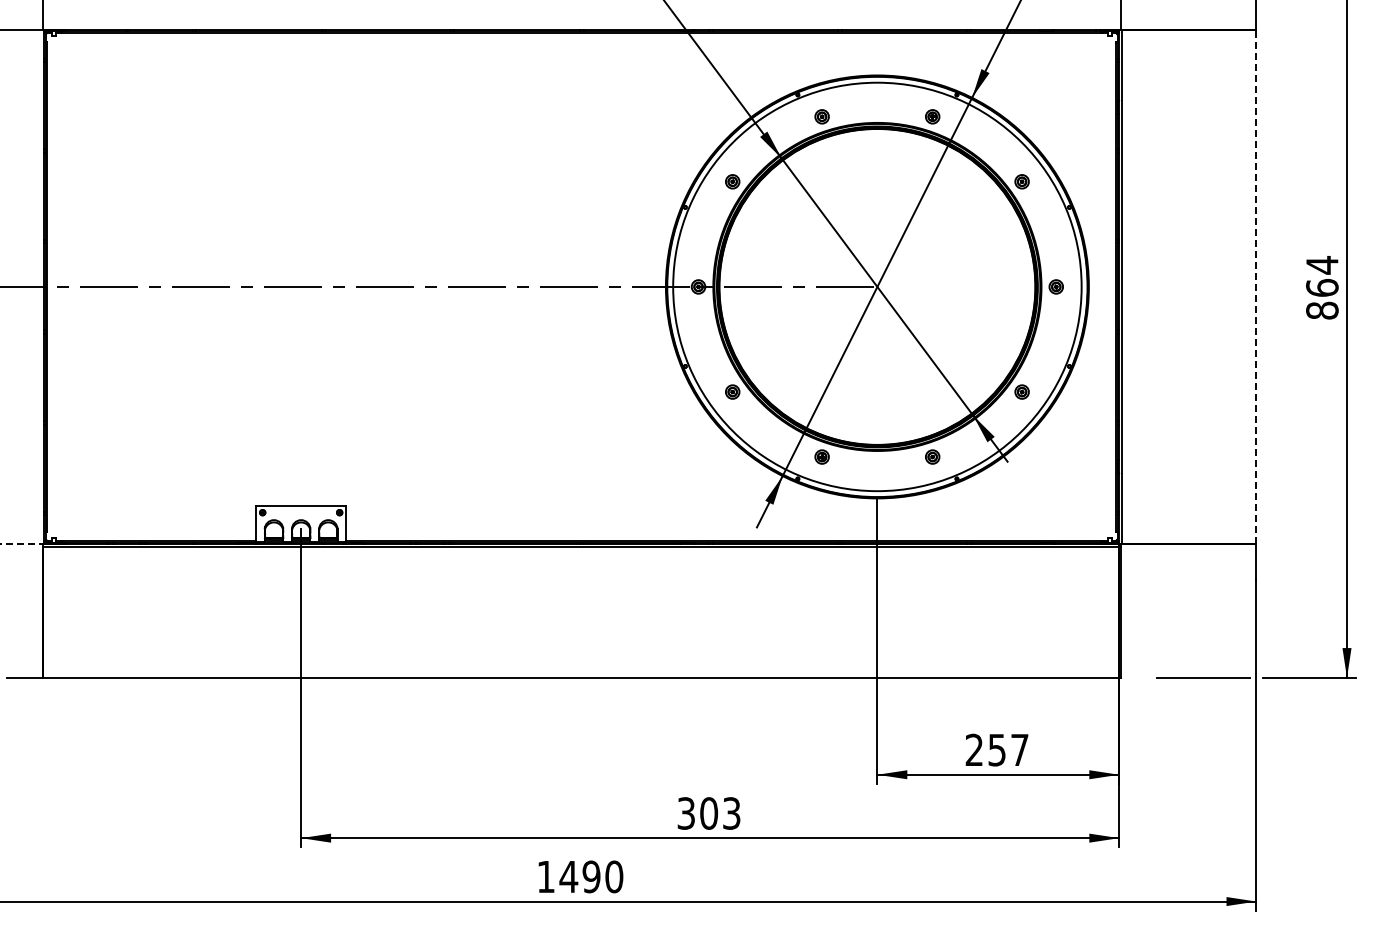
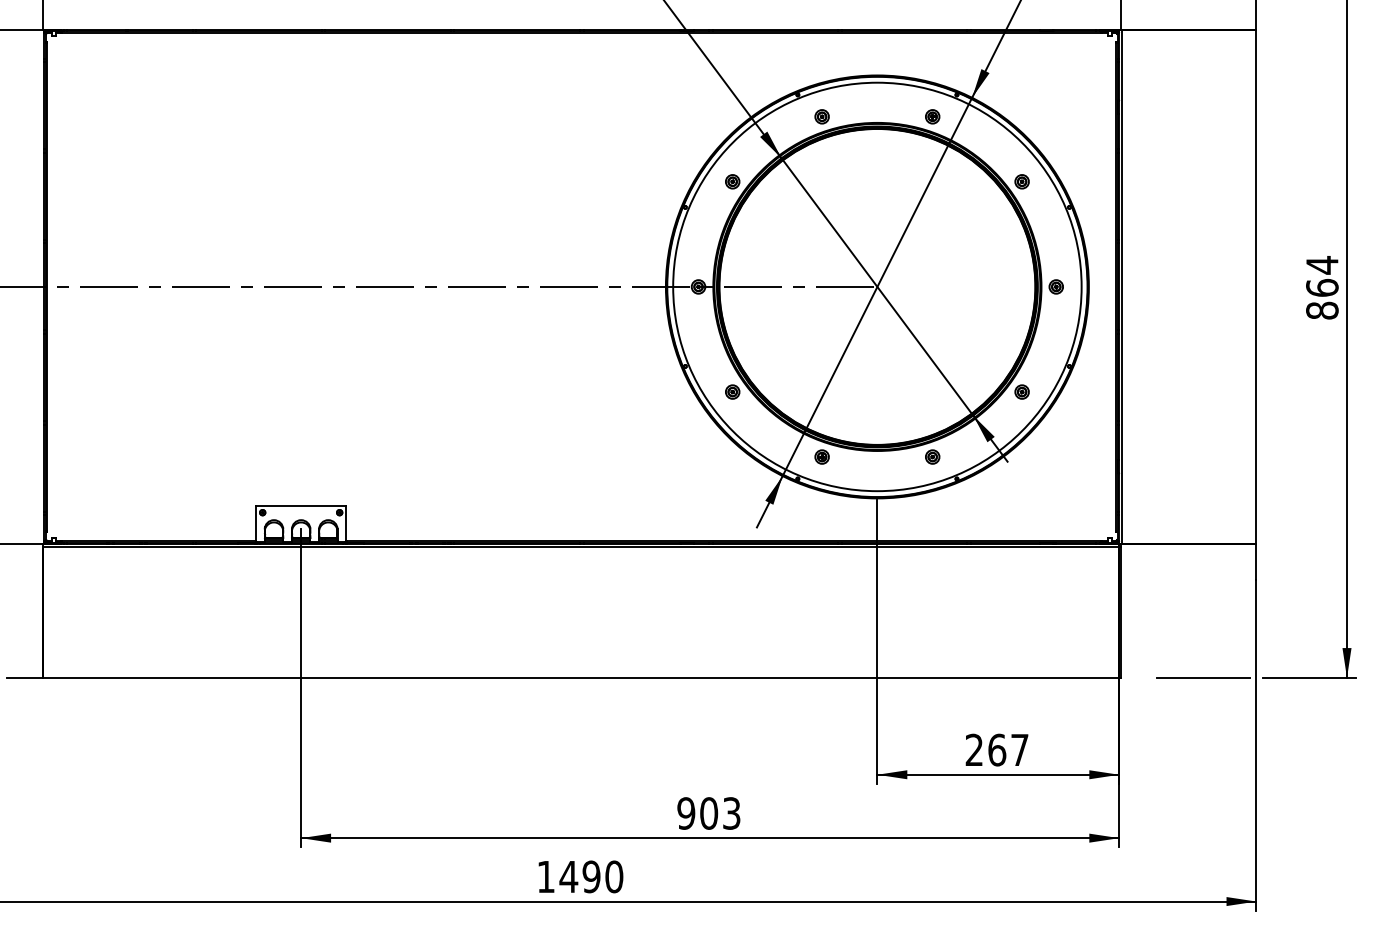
line: dashed -> solid (1256, 286)
line: dashed -> solid (21, 543)
text: 257 -> 267 (997, 749)
text: 303 -> 903 (686, 813)
